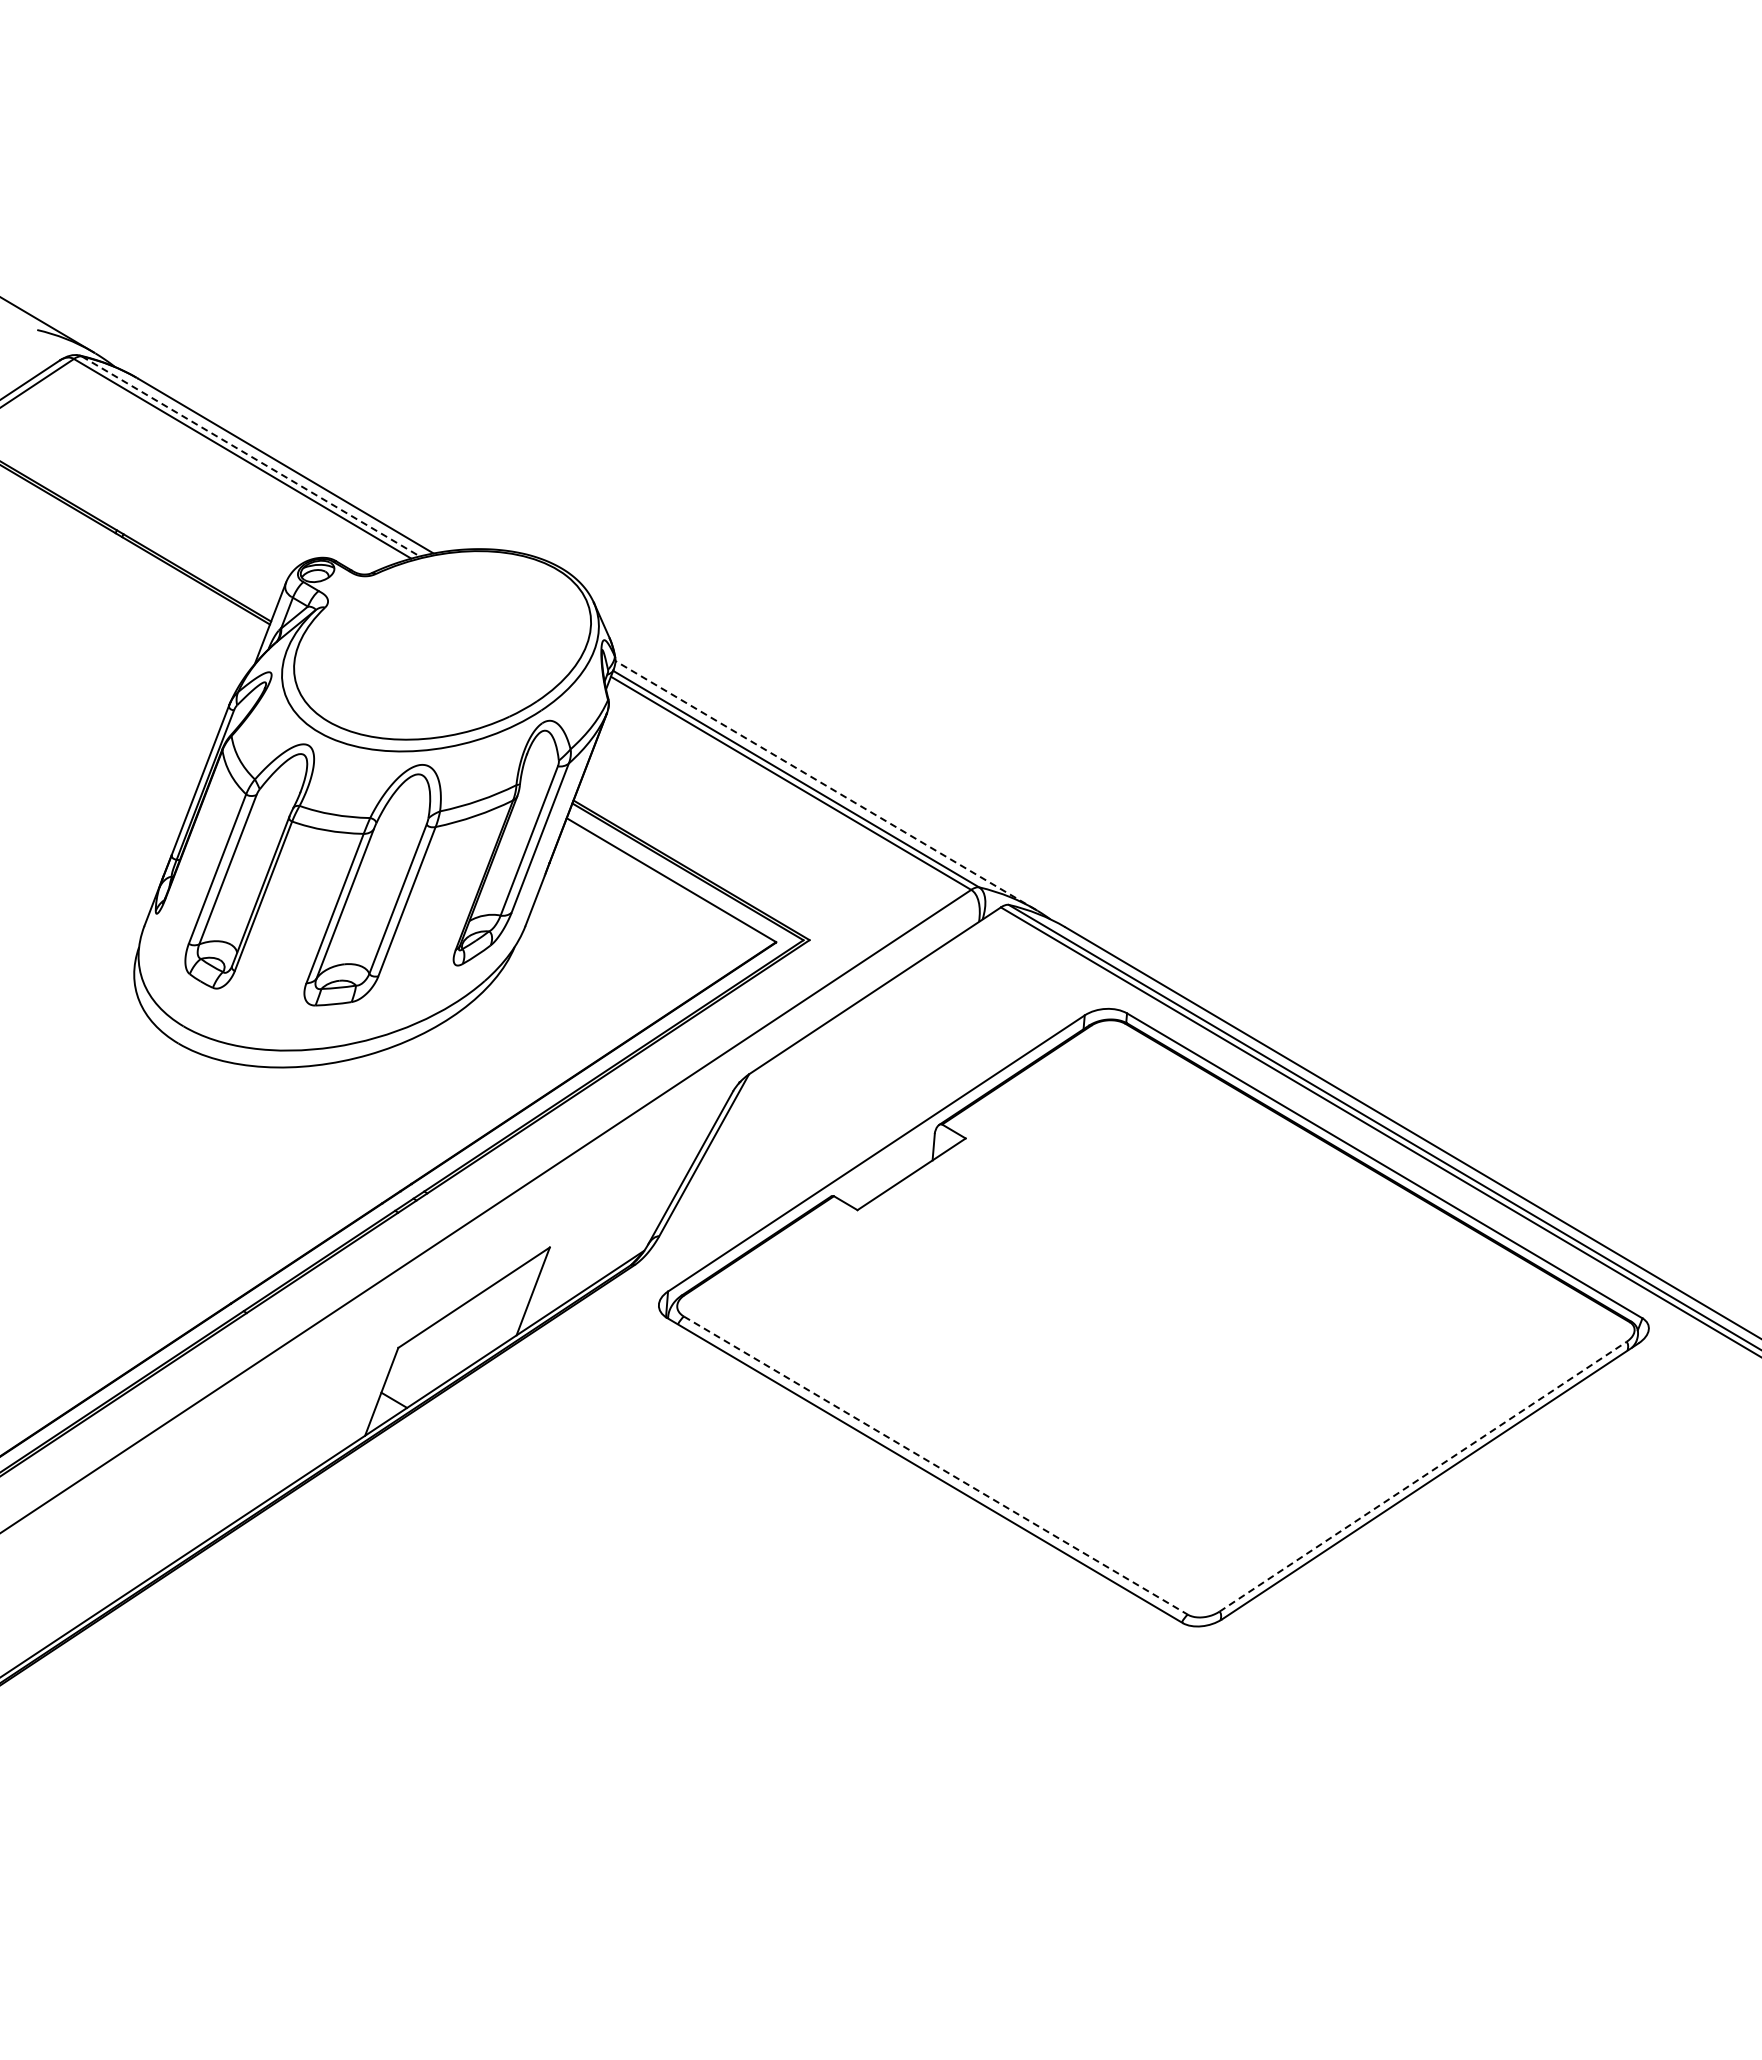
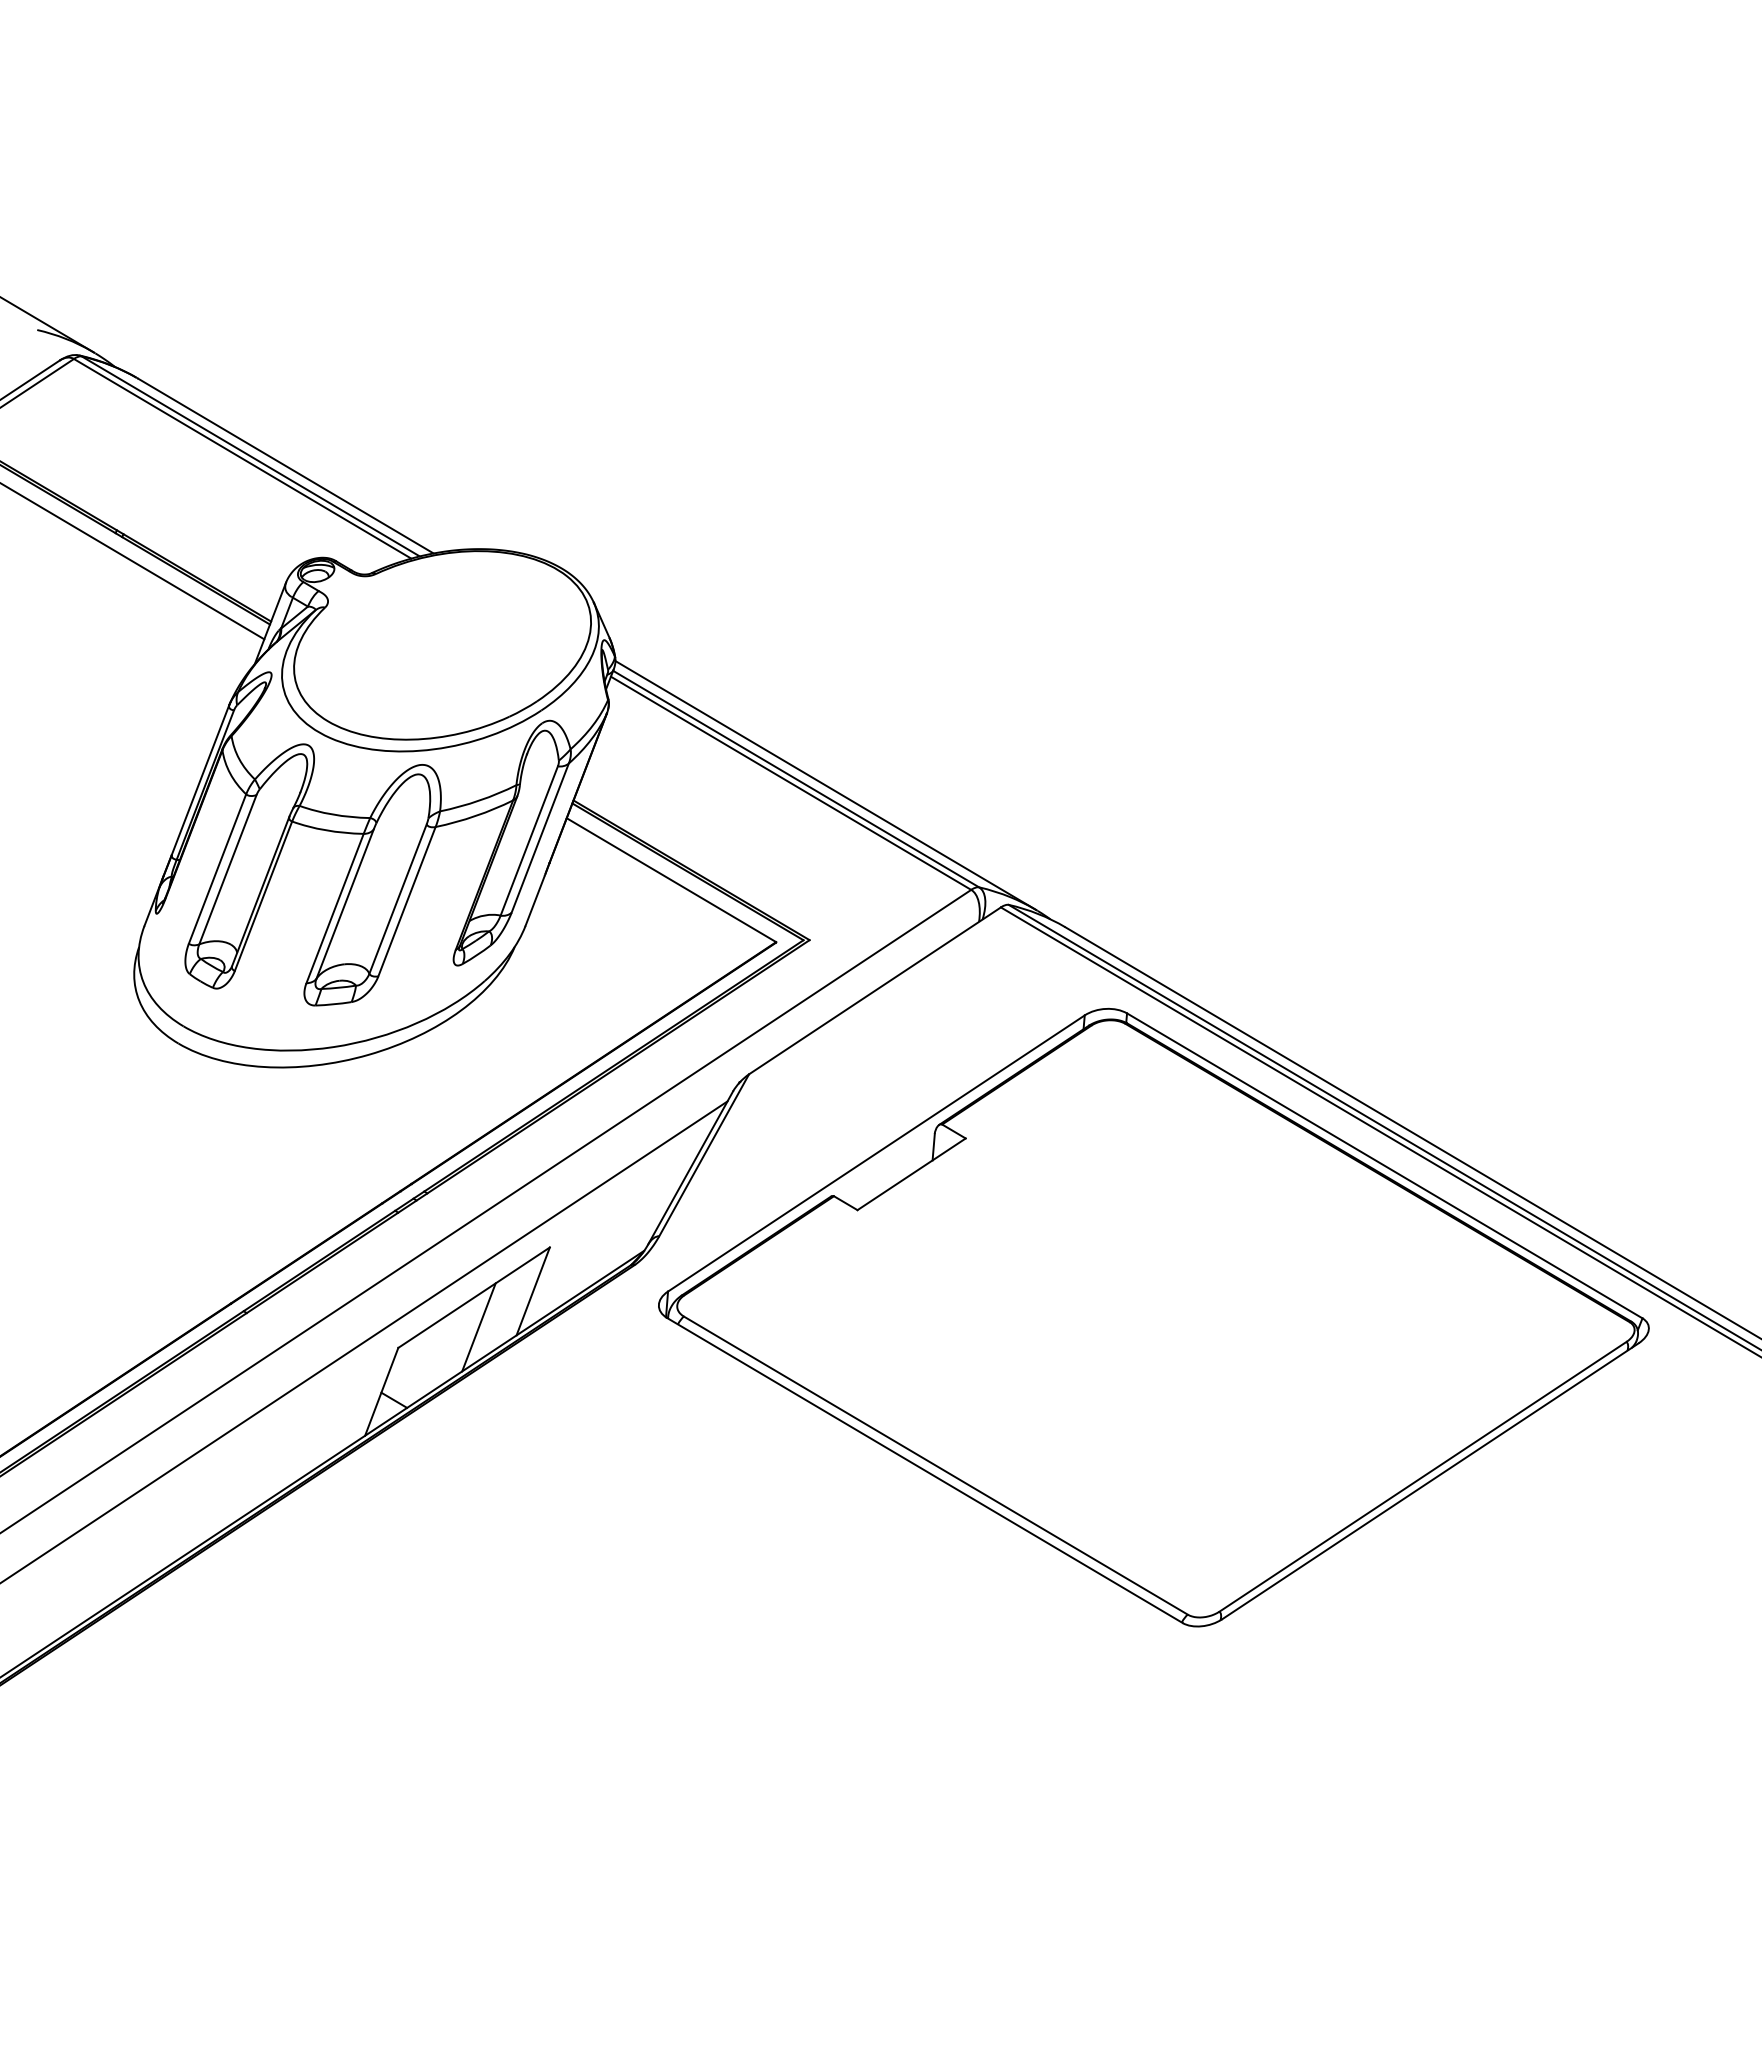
line: dashed -> solid (251, 456)
line: none -> present (133, 561)
line: dashed -> solid (825, 785)
line: none -> present (478, 1327)
line: none -> present (364, 1341)
line: dashed -> solid (935, 1465)
line: dashed -> solid (1423, 1476)
